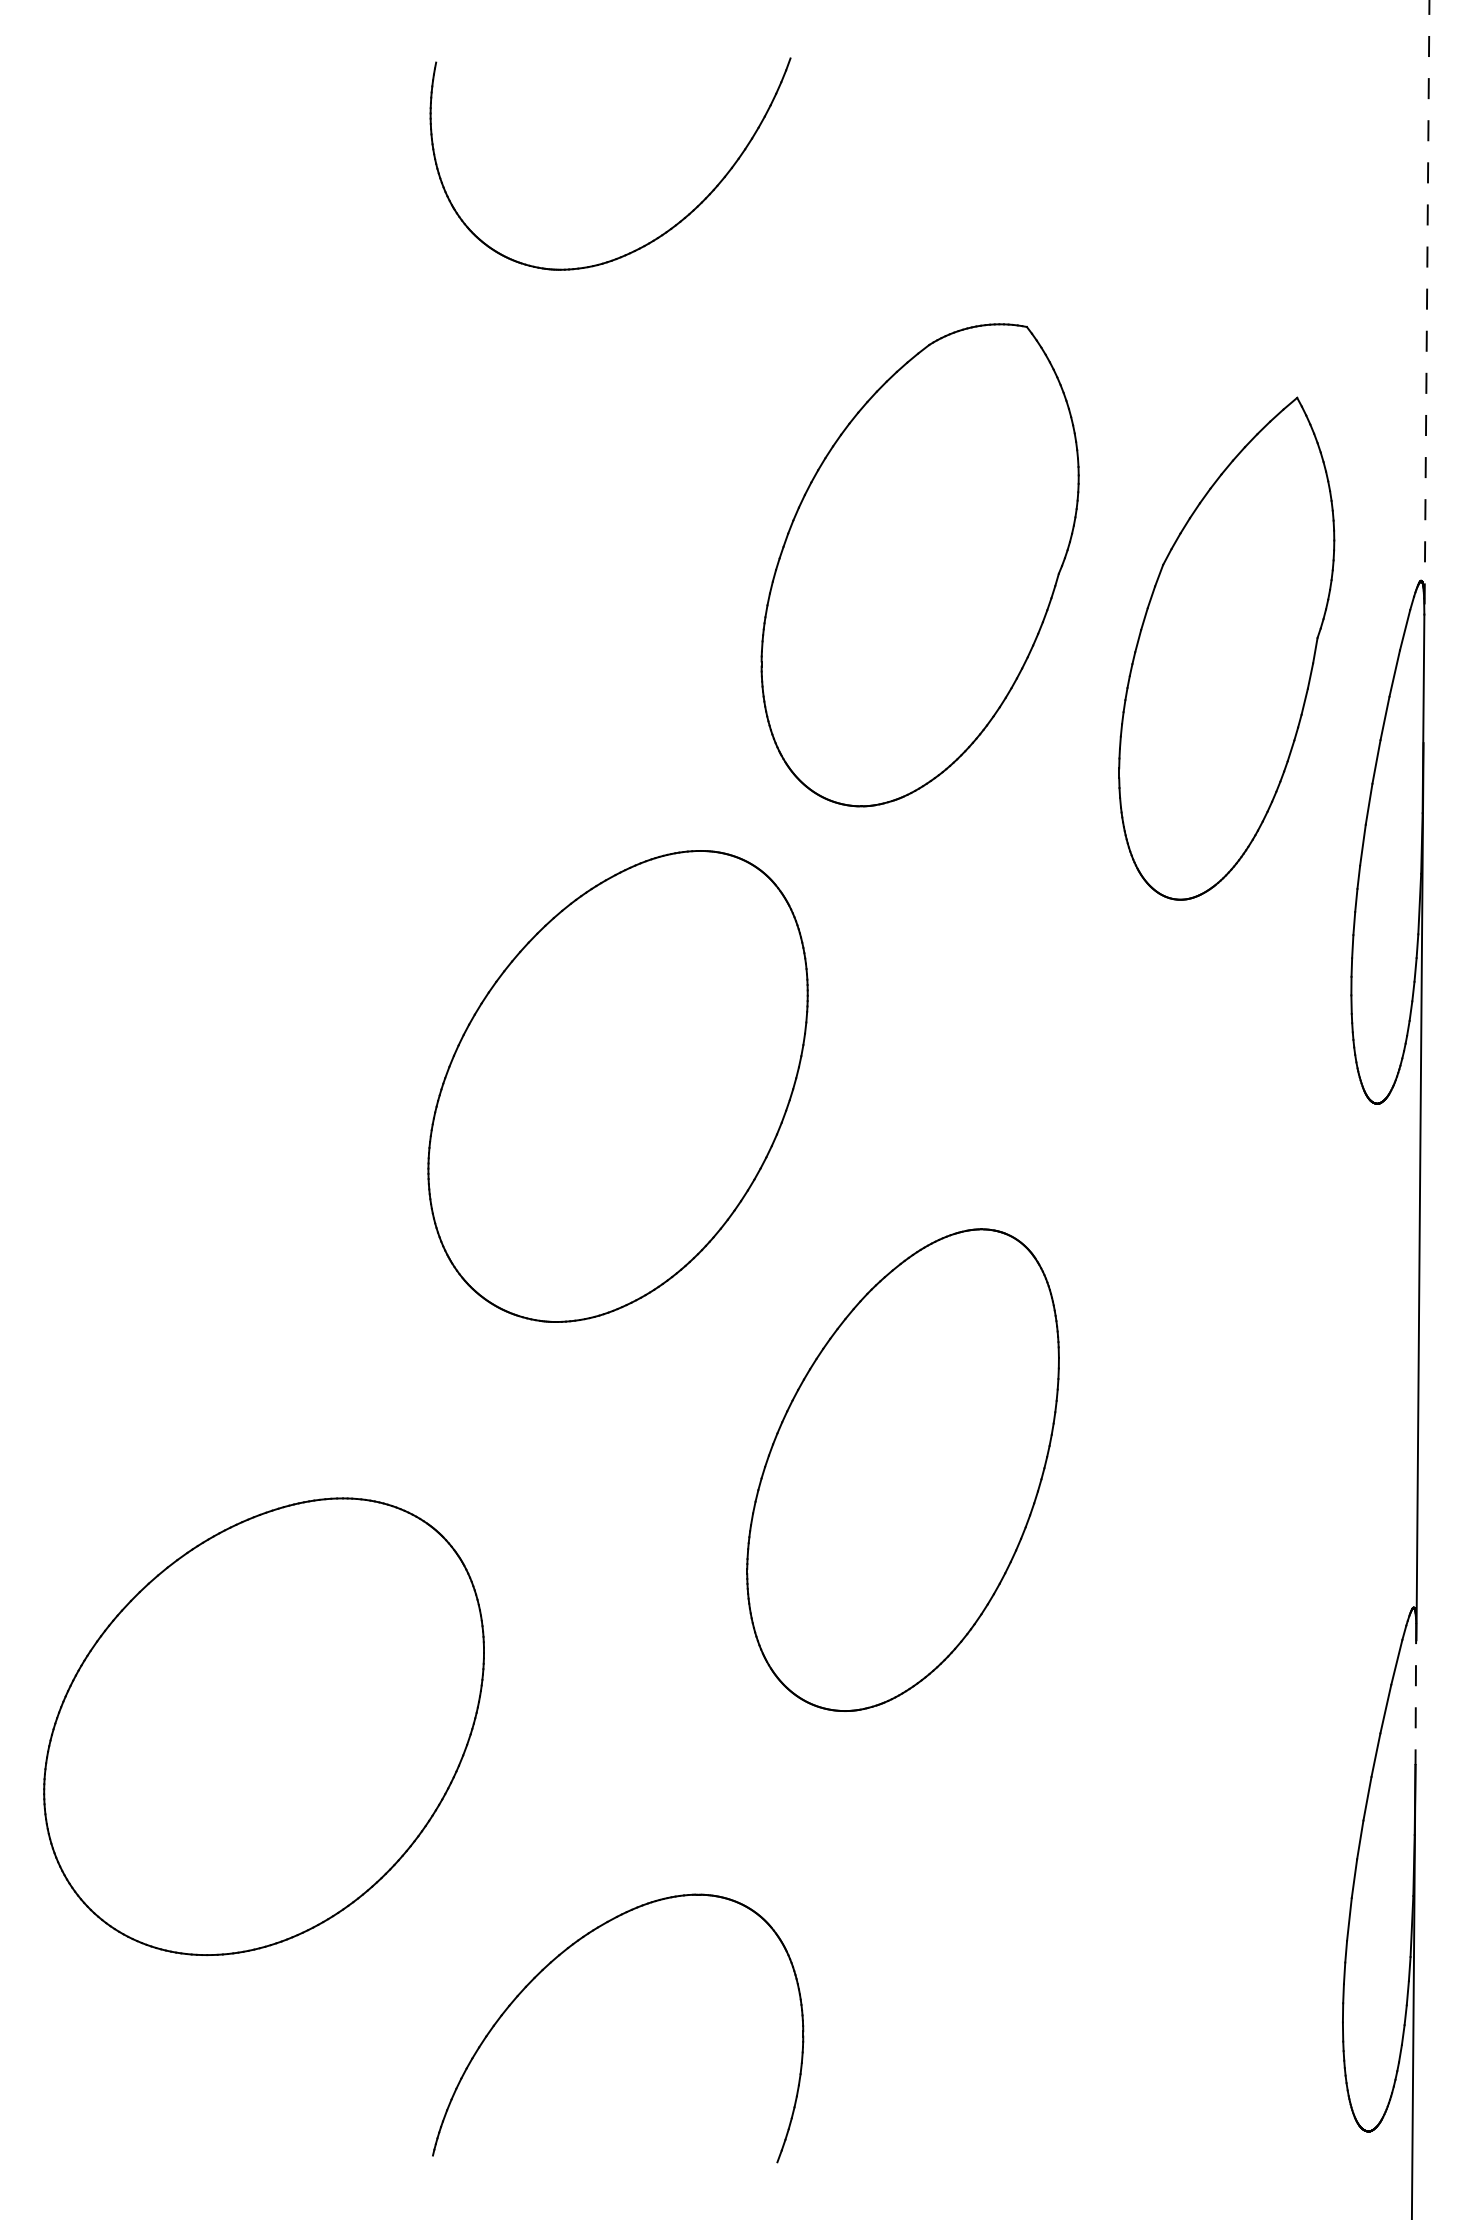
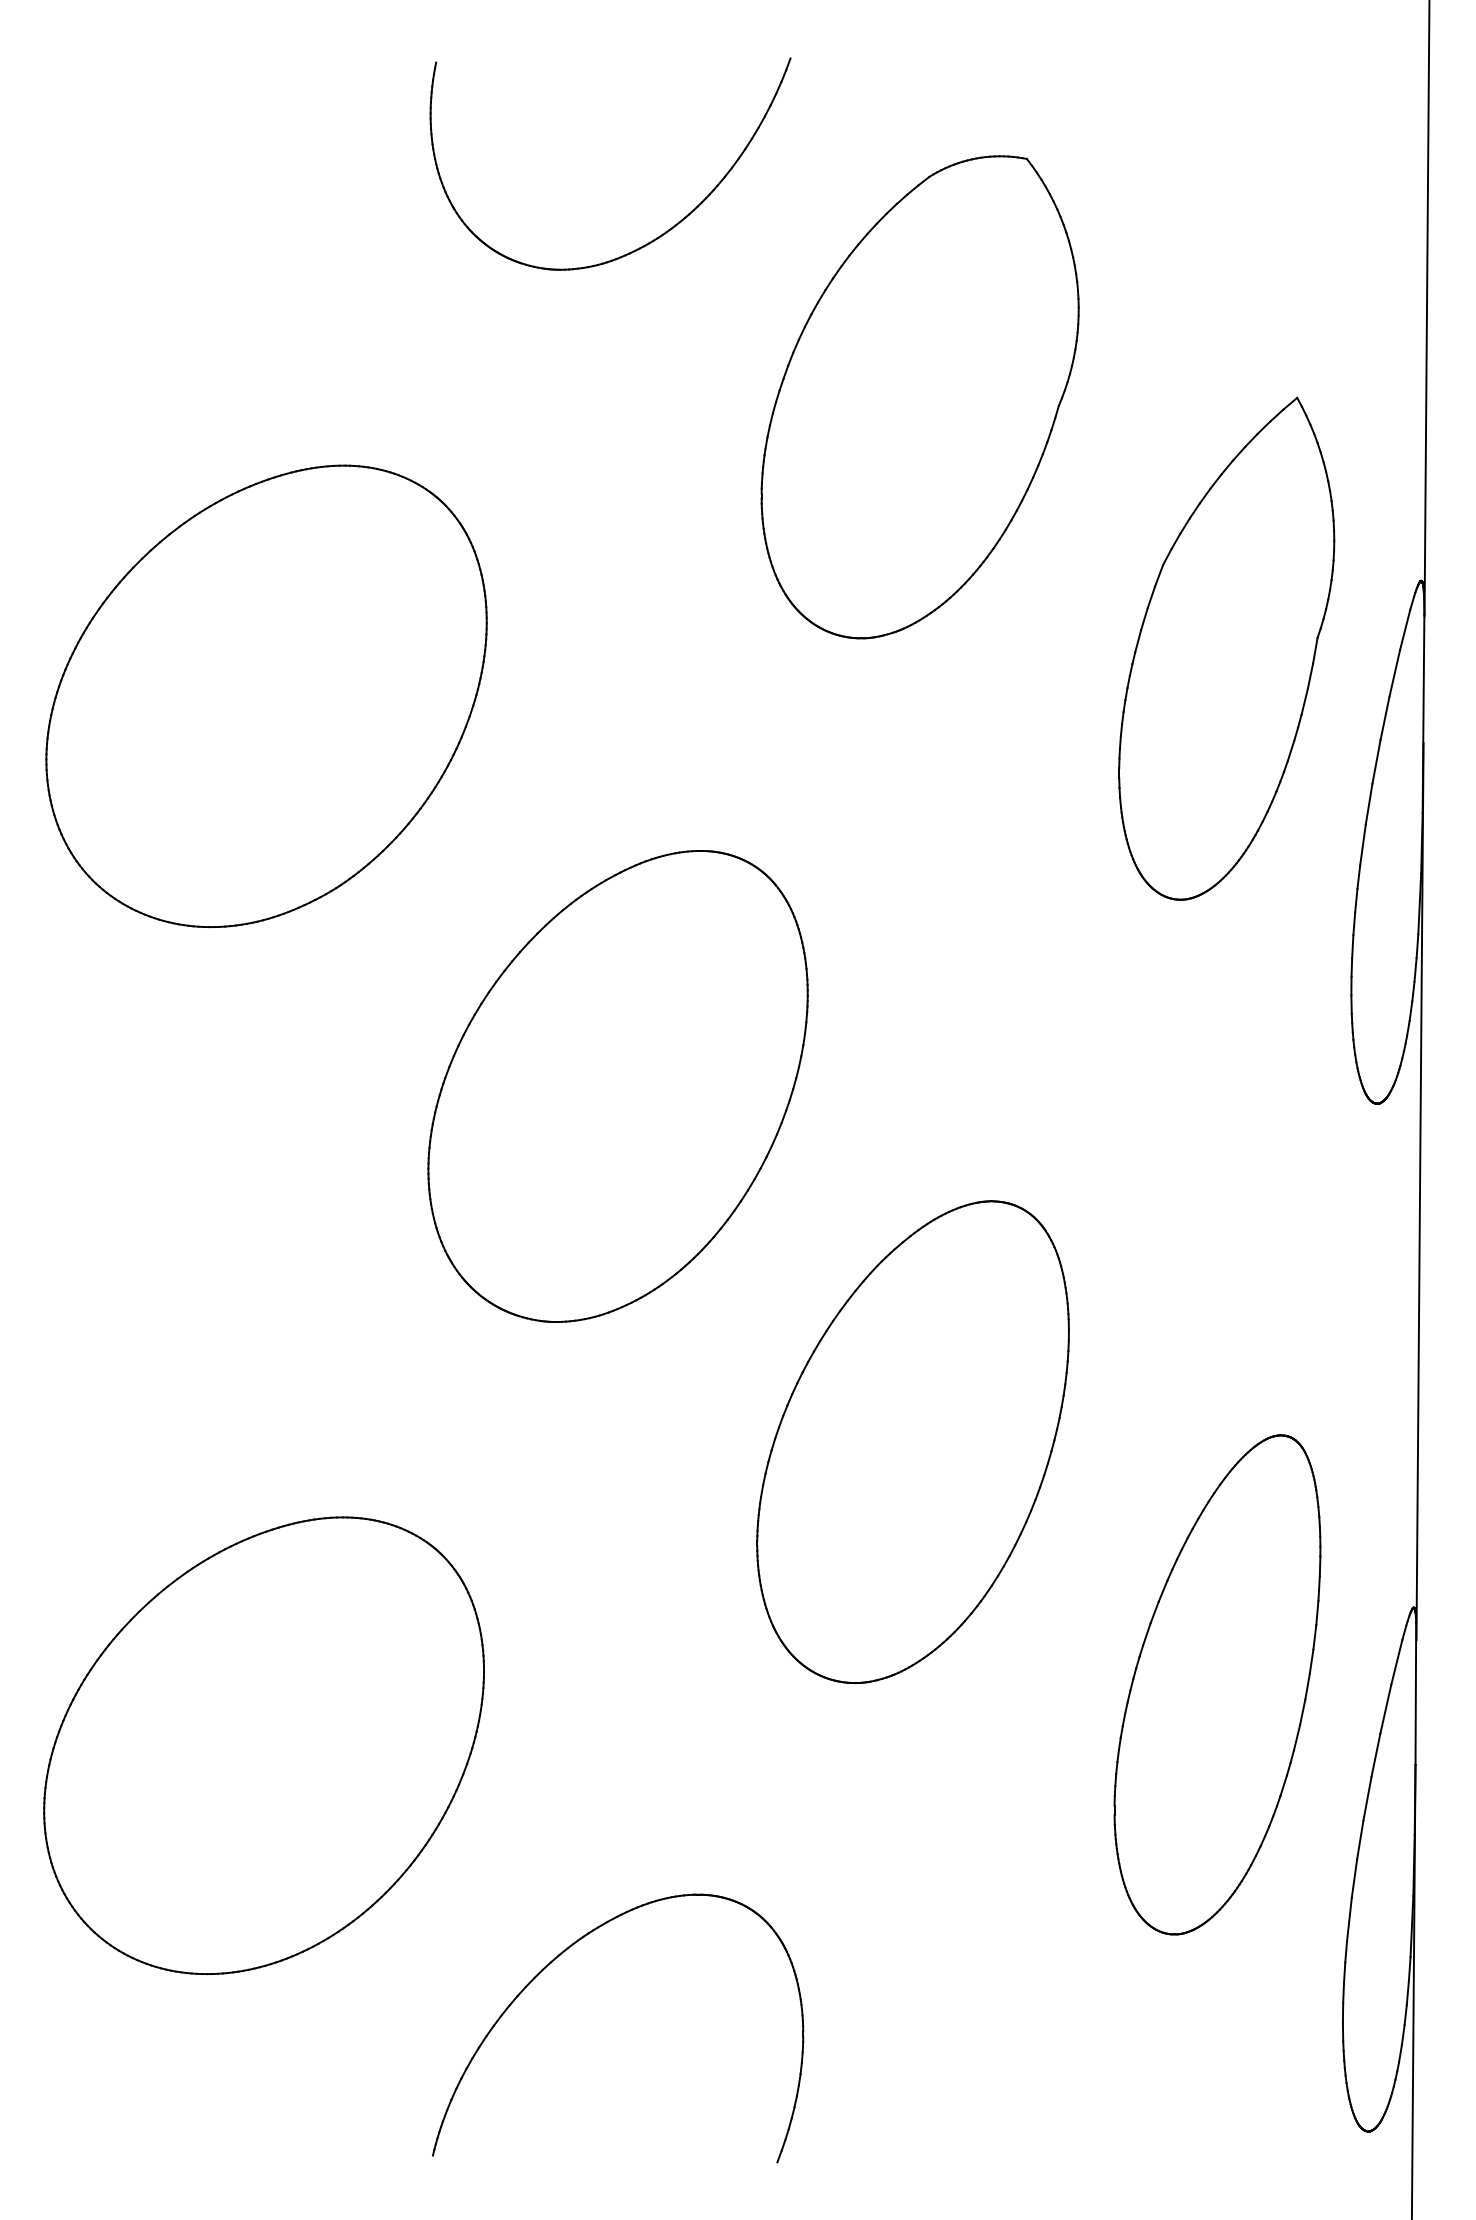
line: dashed -> solid (1426, 308)
part position: (919, 565) -> (919, 397) (919, 397)
part: none -> present (266, 696)
part position: (902, 1469) -> (912, 1441) (912, 1441)
part: none -> present (1217, 1684)
line: dashed -> solid (1415, 1694)
part position: (263, 1726) -> (263, 1745) (263, 1745)
